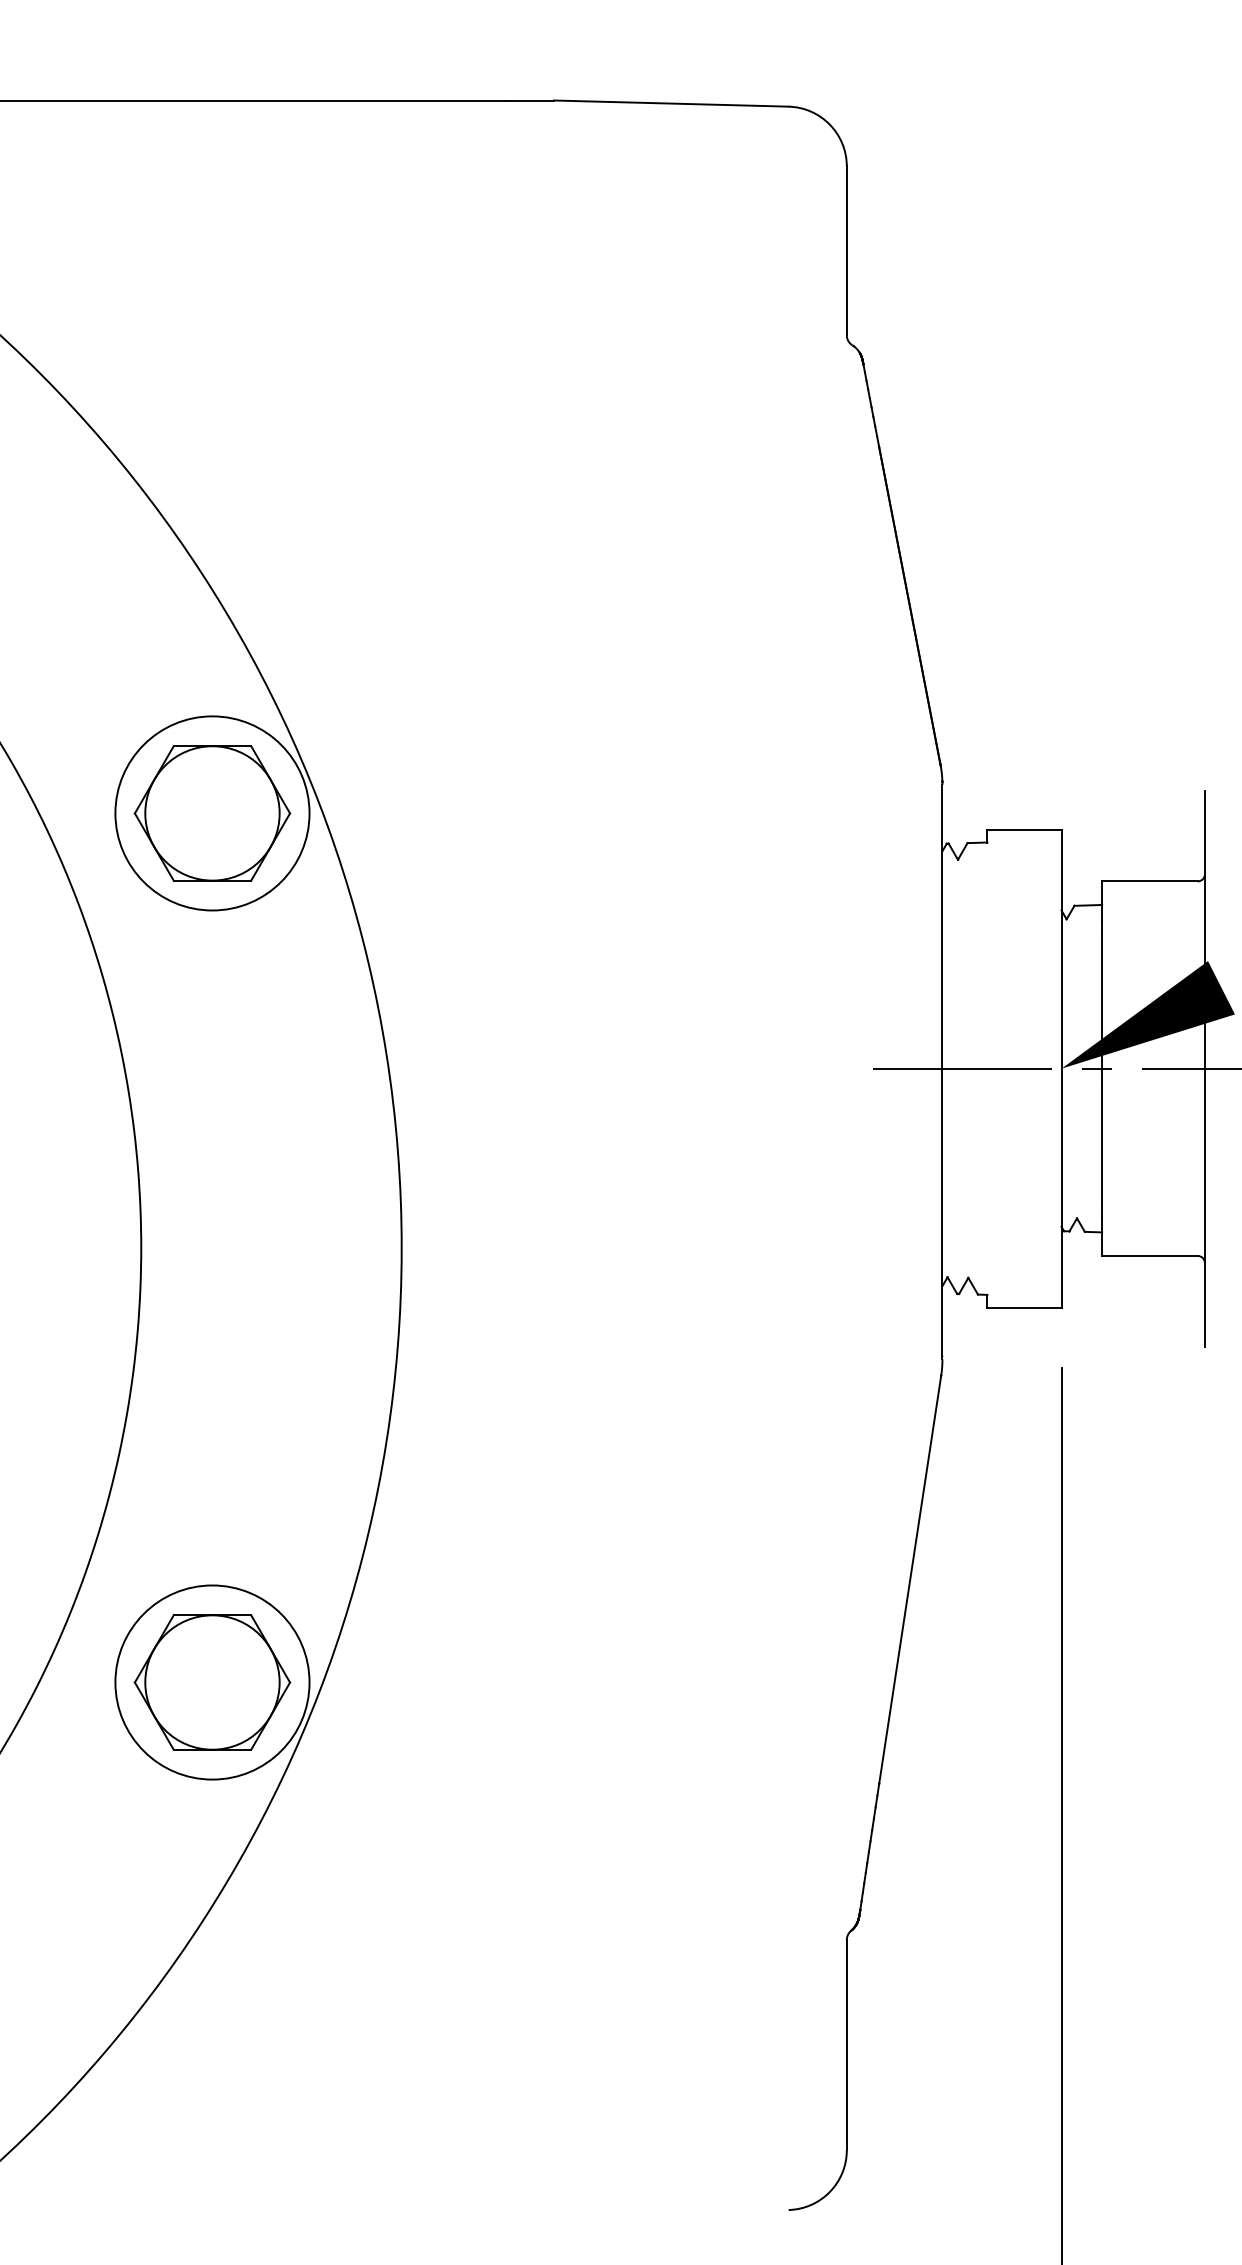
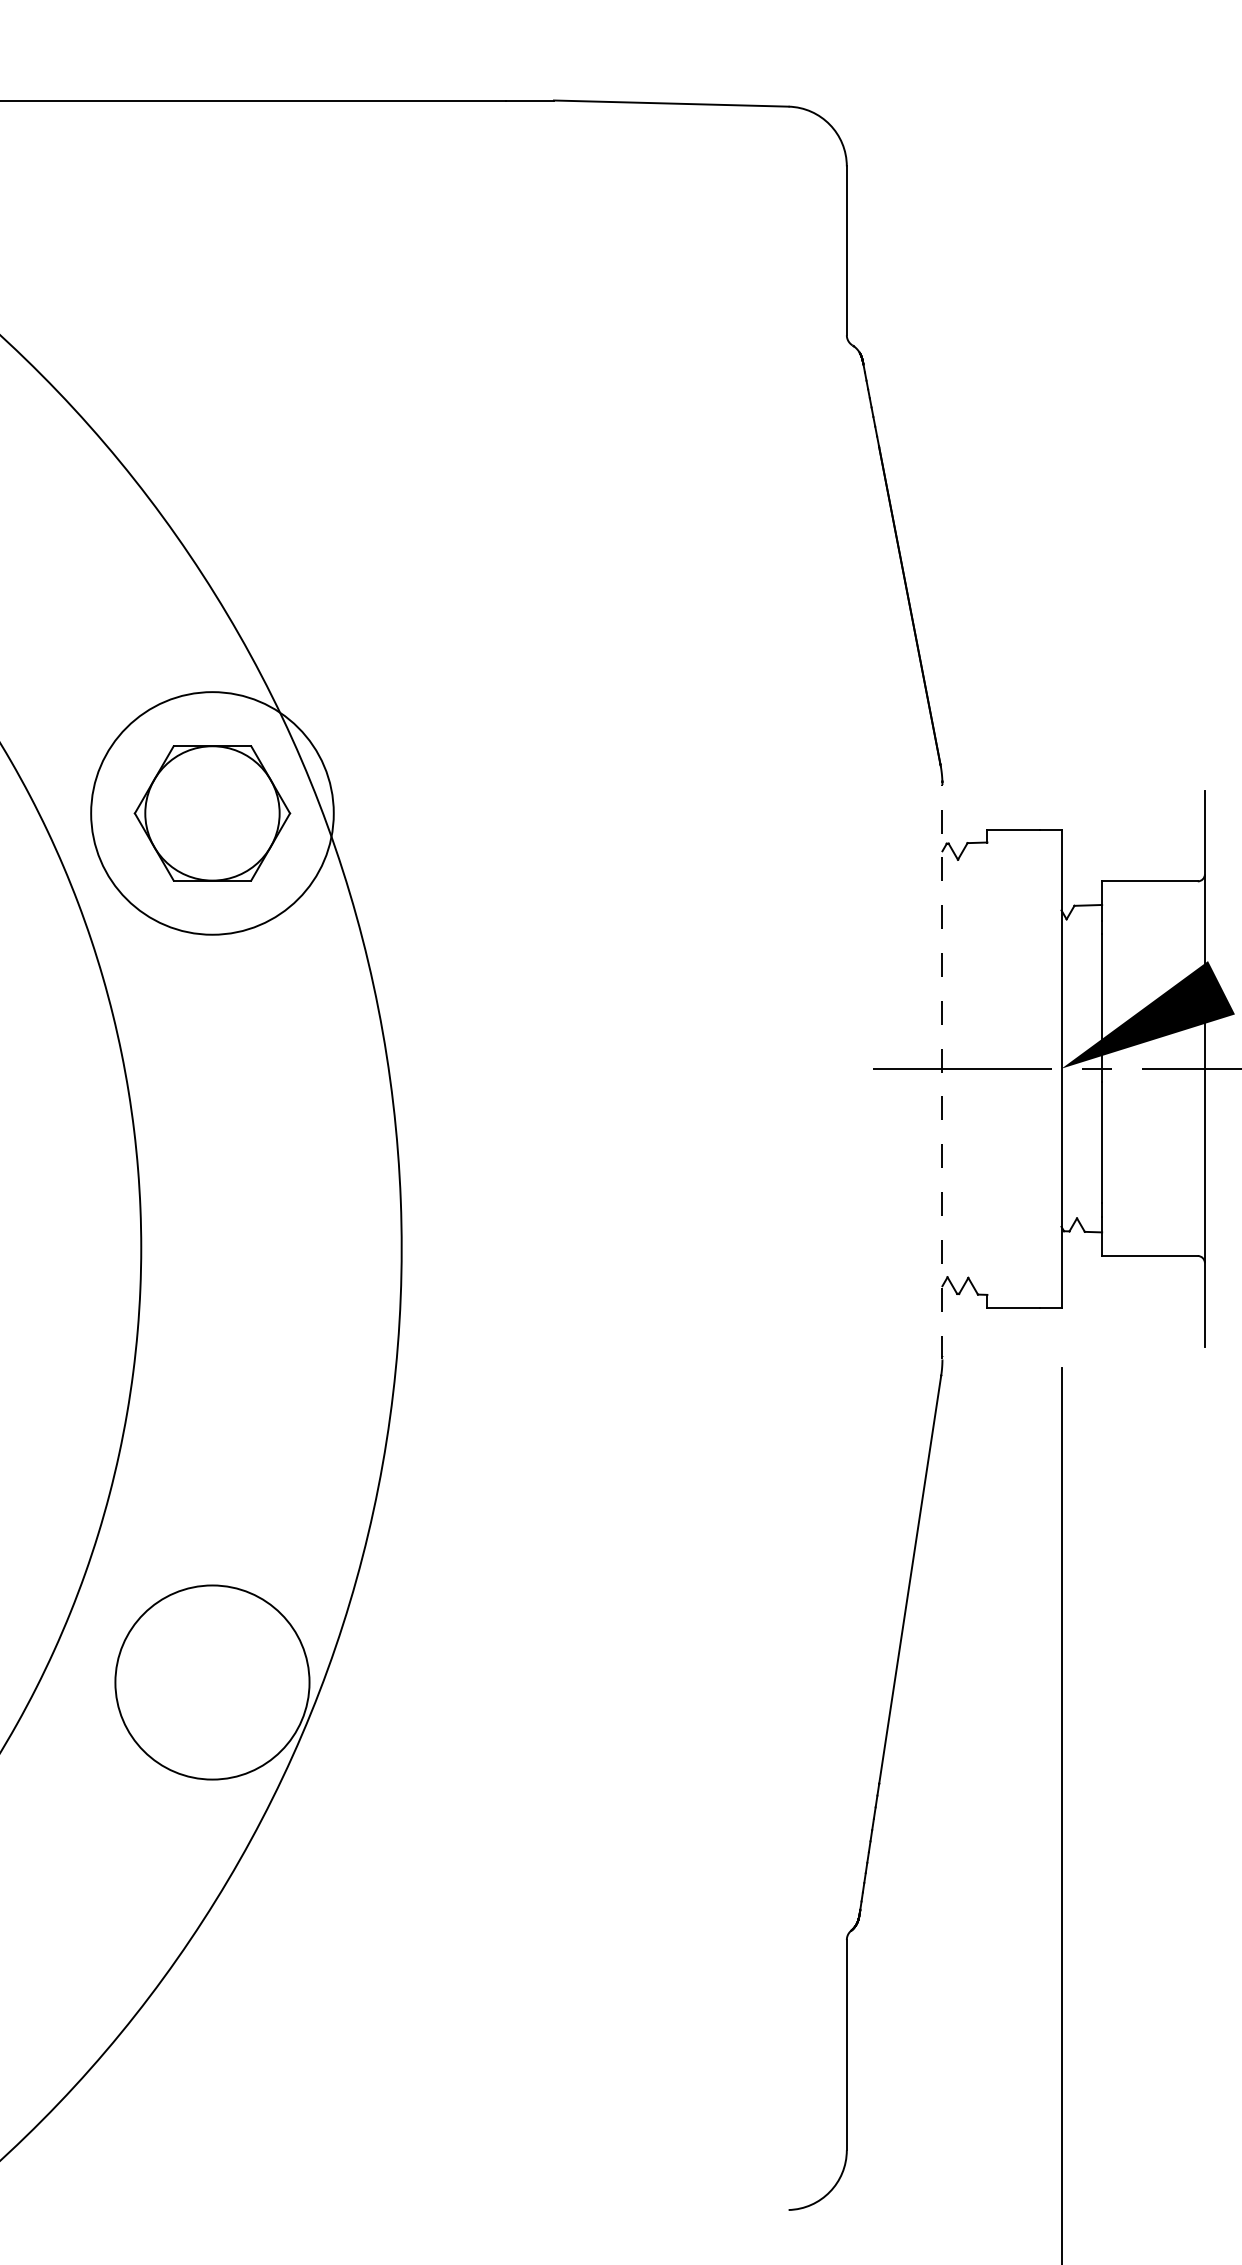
circle diameter: 194 px -> 243 px (212, 813)
line: solid -> dashed (942, 1071)
part: present -> none (212, 1682)
